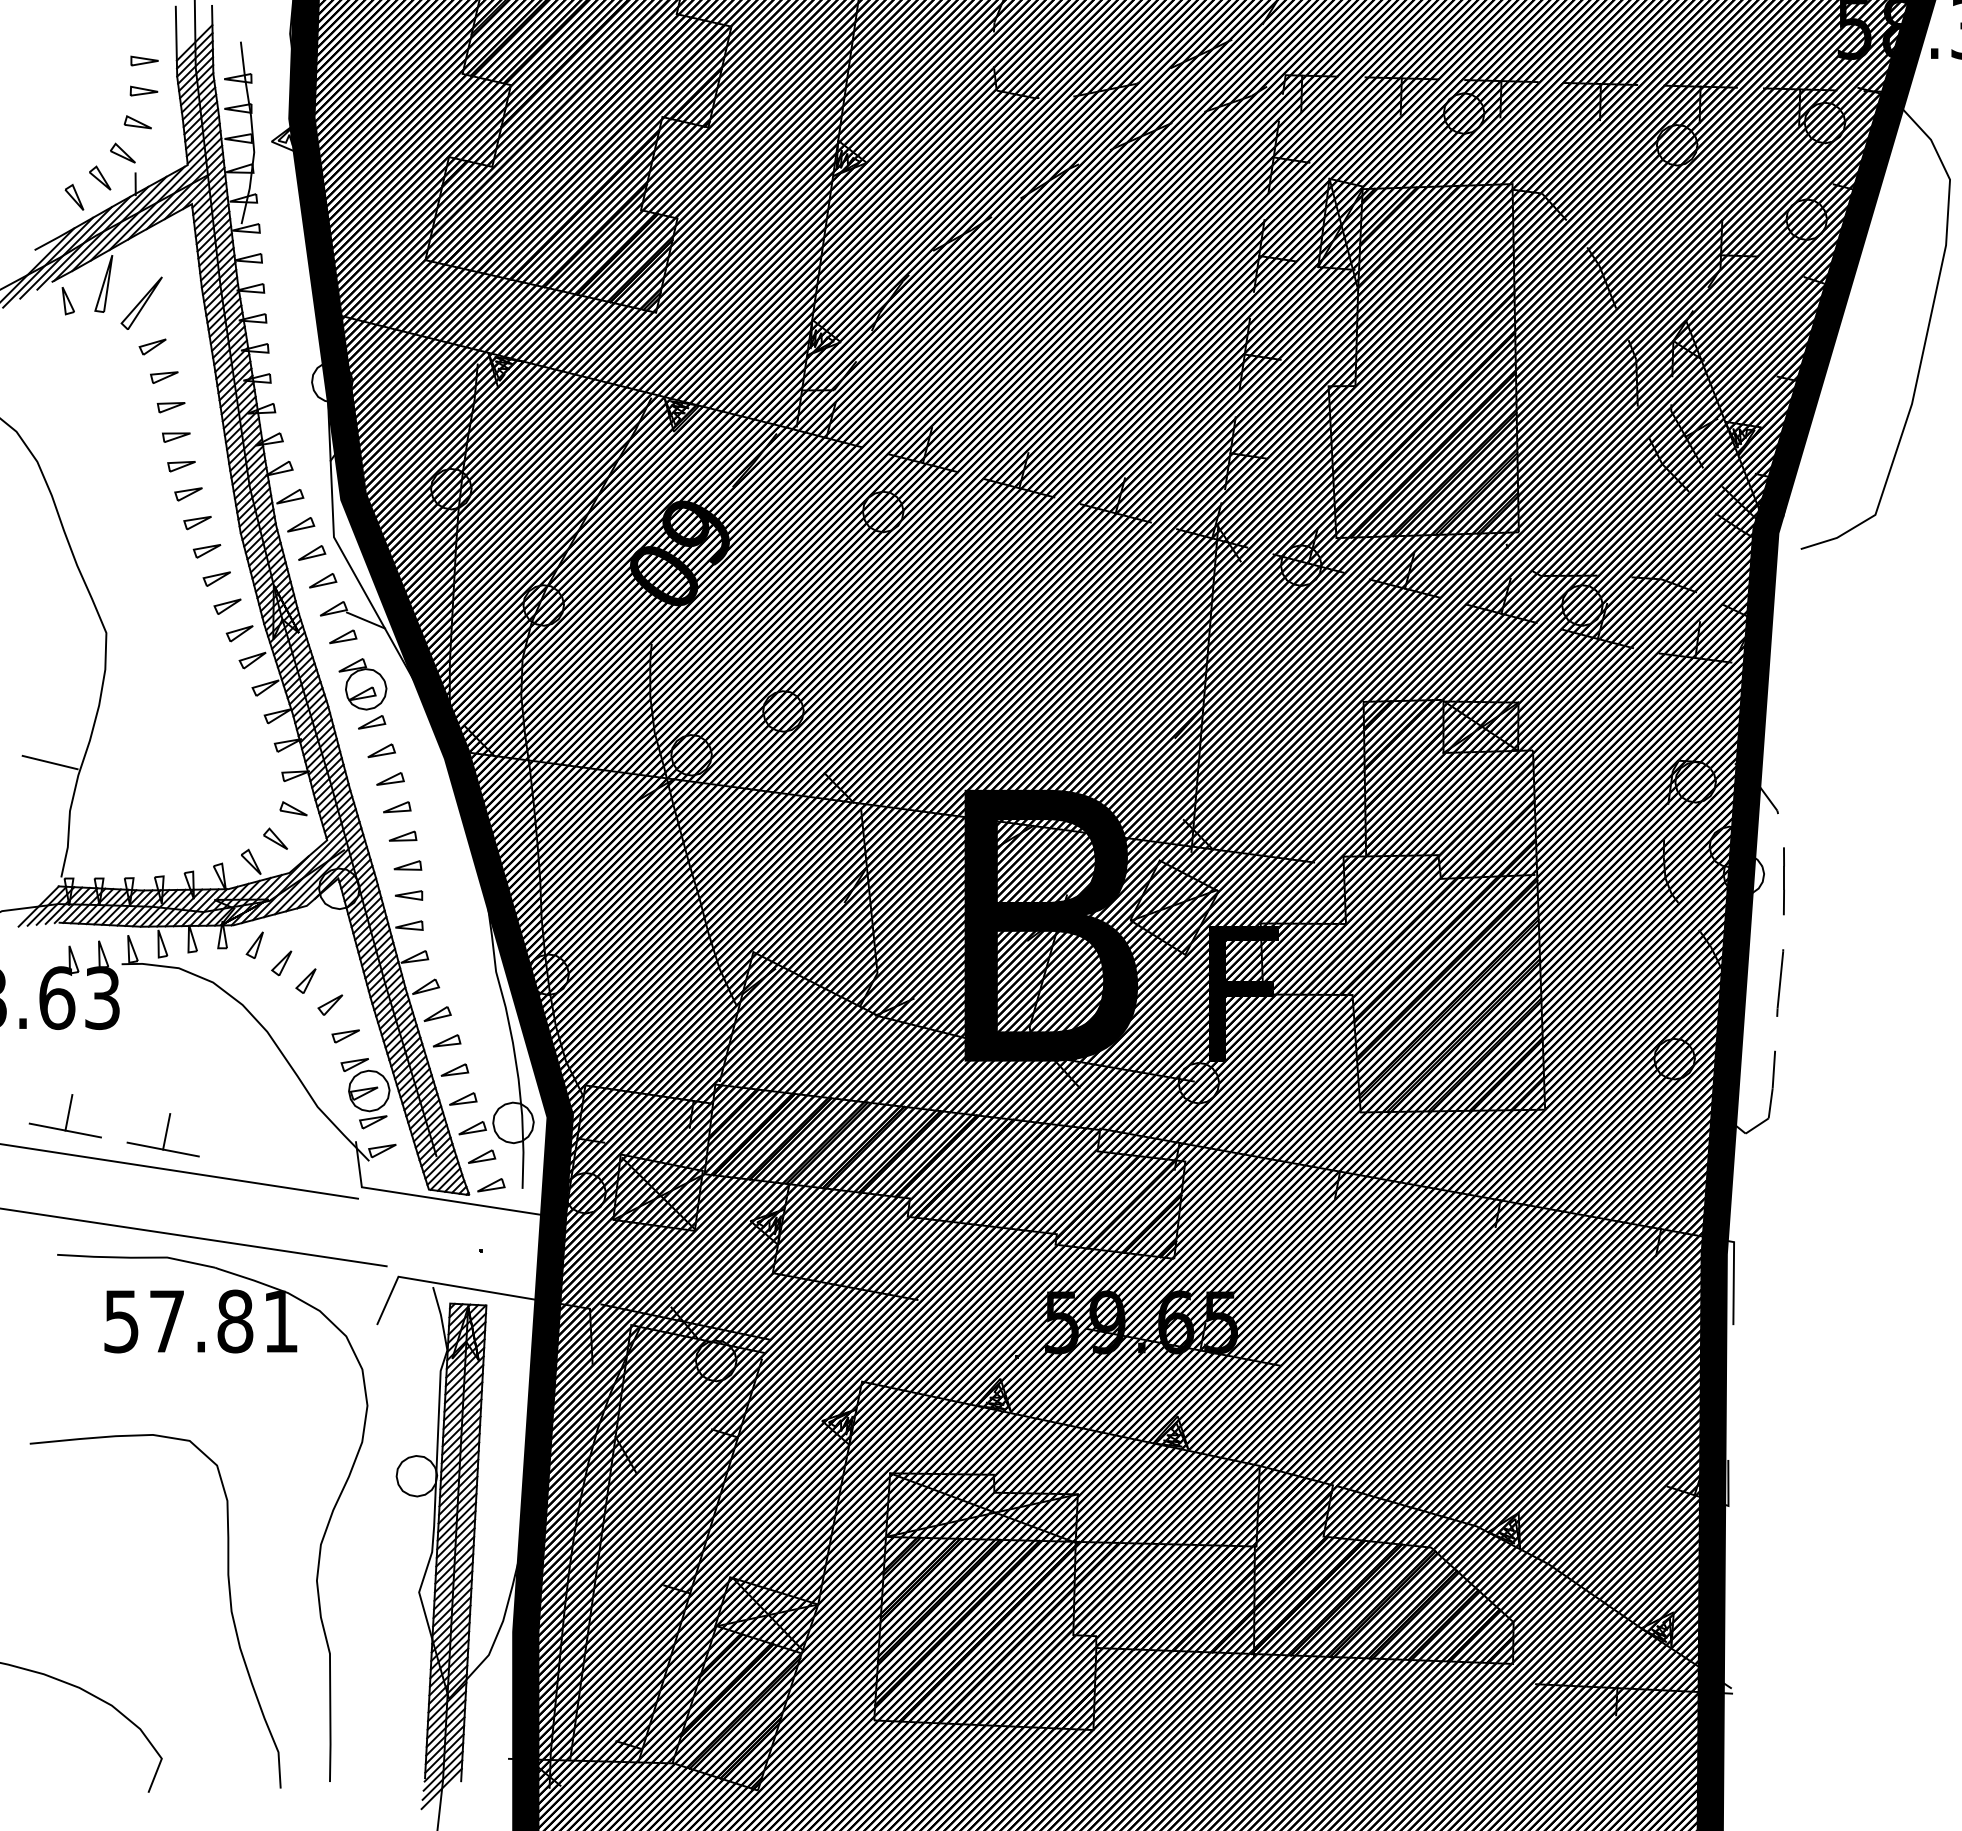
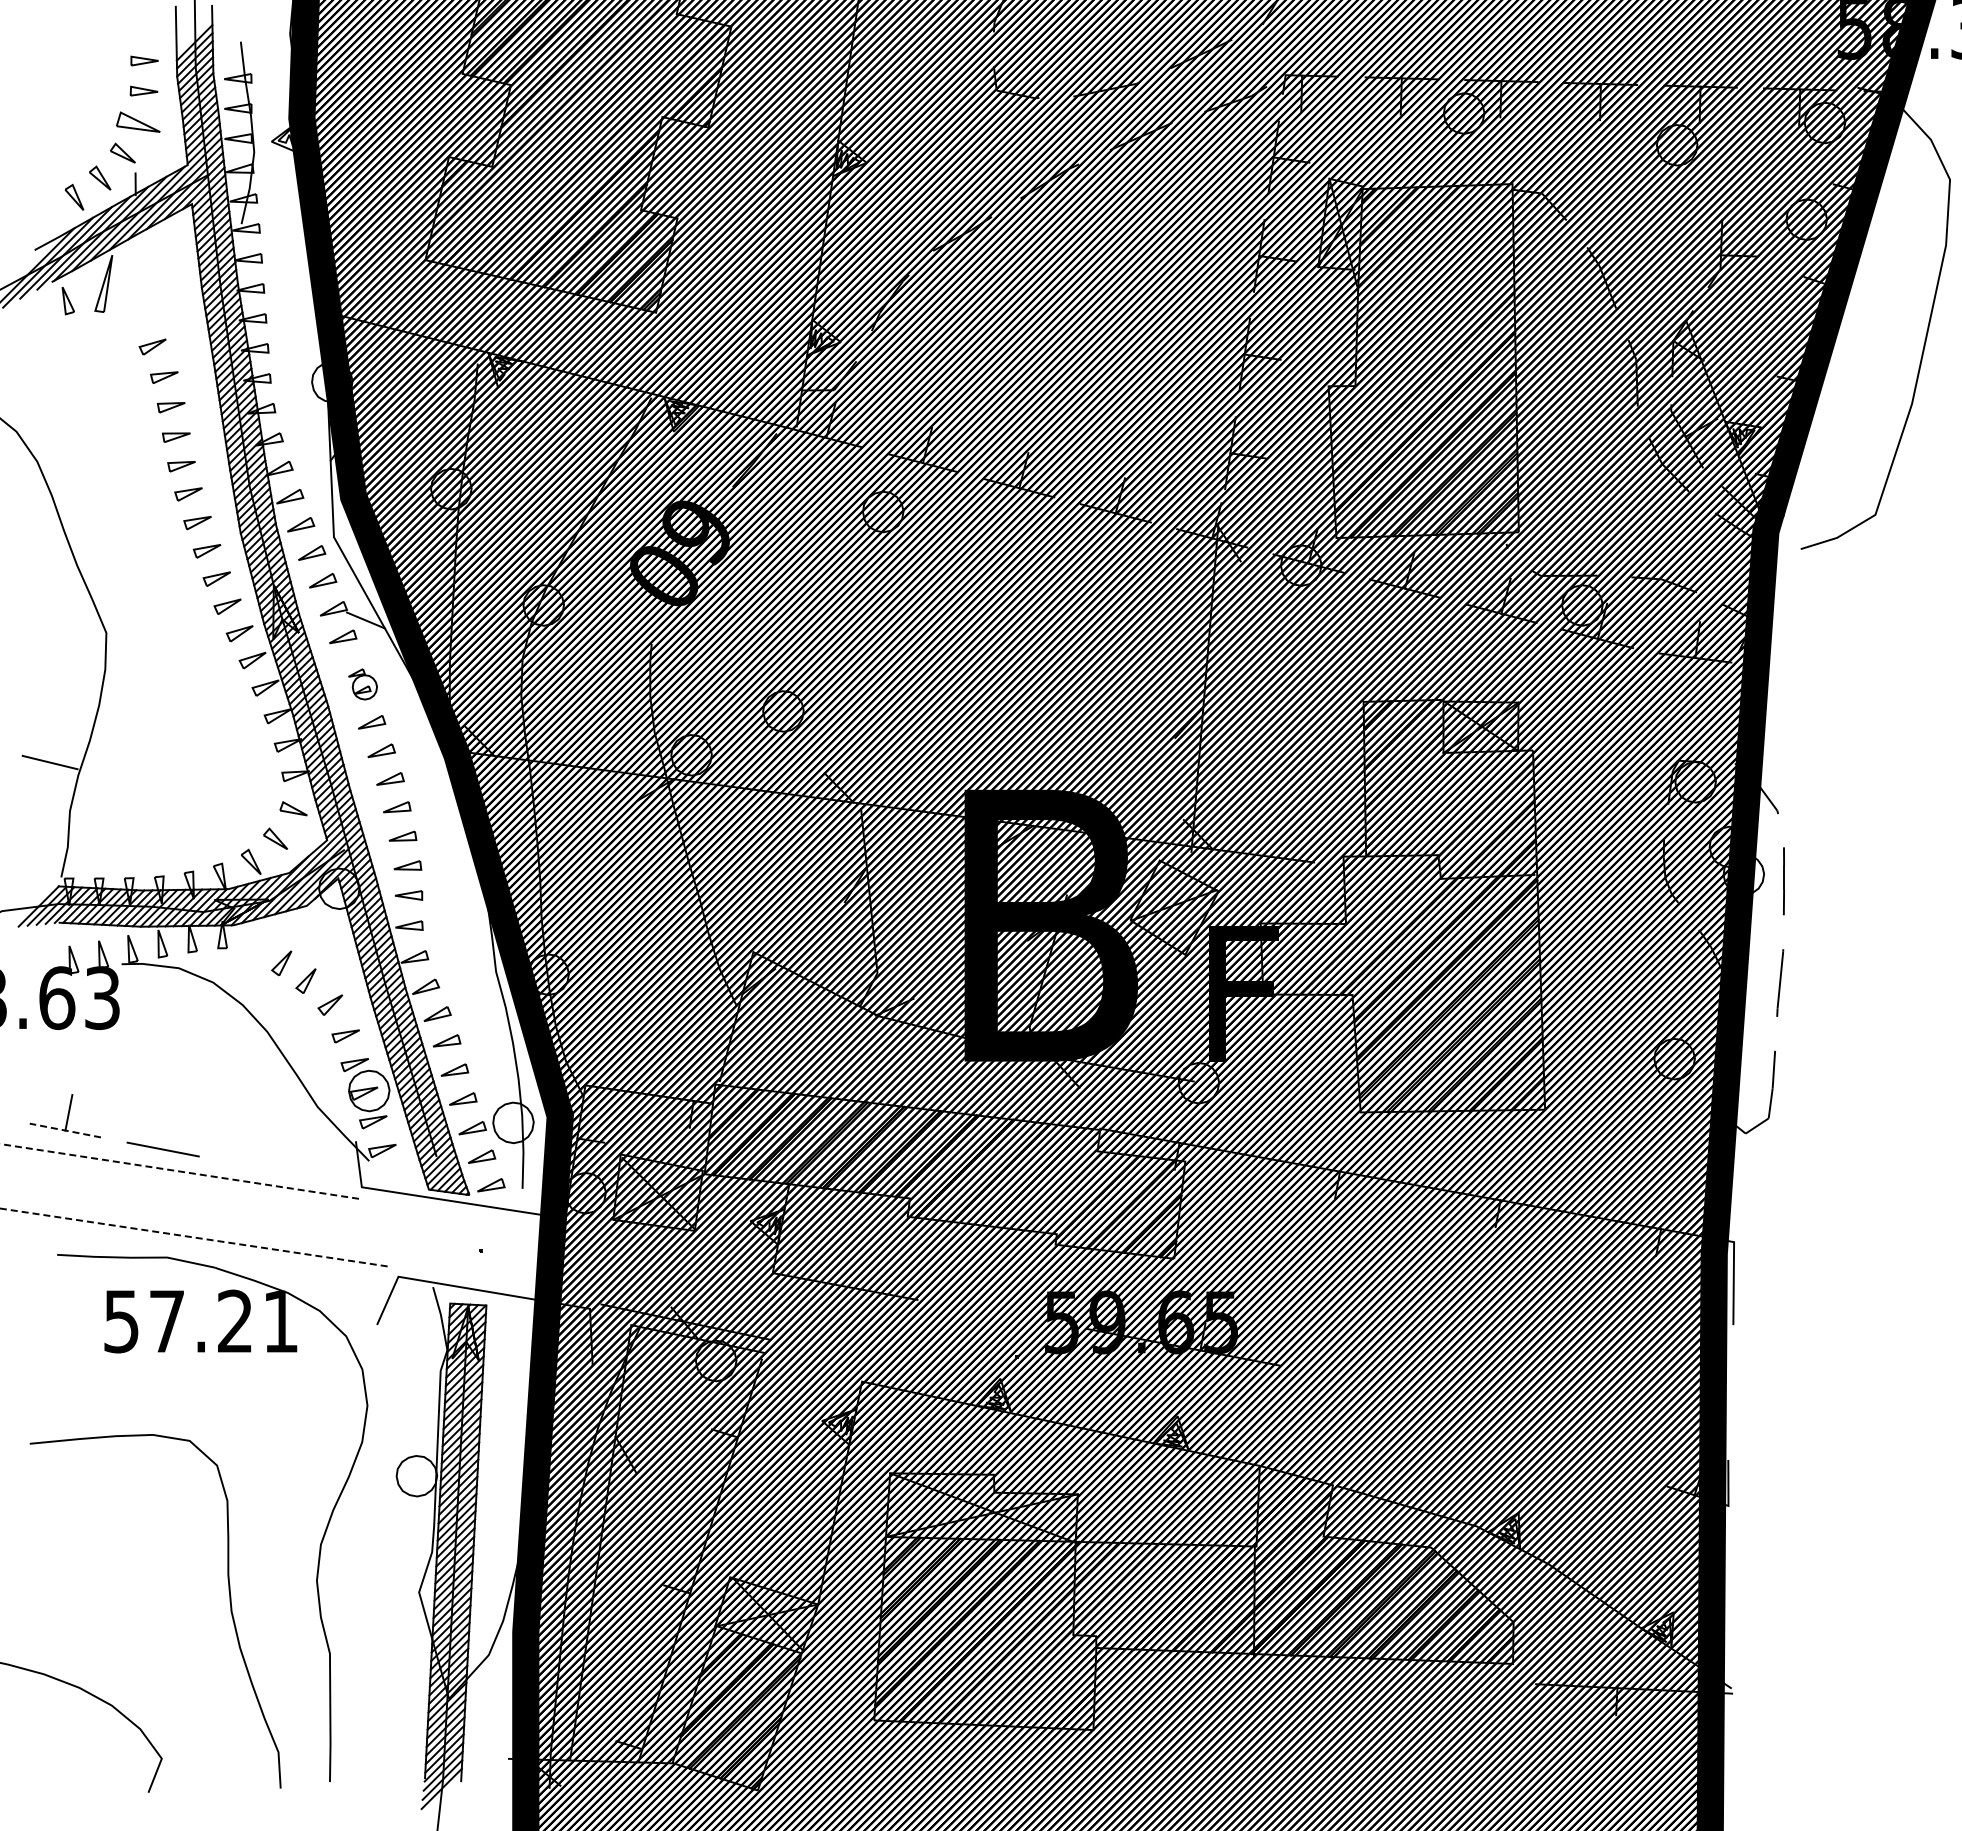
part size: 29x15 px -> 45x22 px (138, 121)
part: present -> none (141, 302)
part size: 50x53 px -> 30x33 px (362, 684)
part: present -> none (254, 944)
line: solid -> dashed (64, 1130)
line: present -> none (166, 1131)
line: solid -> dashed (179, 1171)
line: solid -> dashed (194, 1237)
text: 57.81 -> 57.21 (235, 1321)
